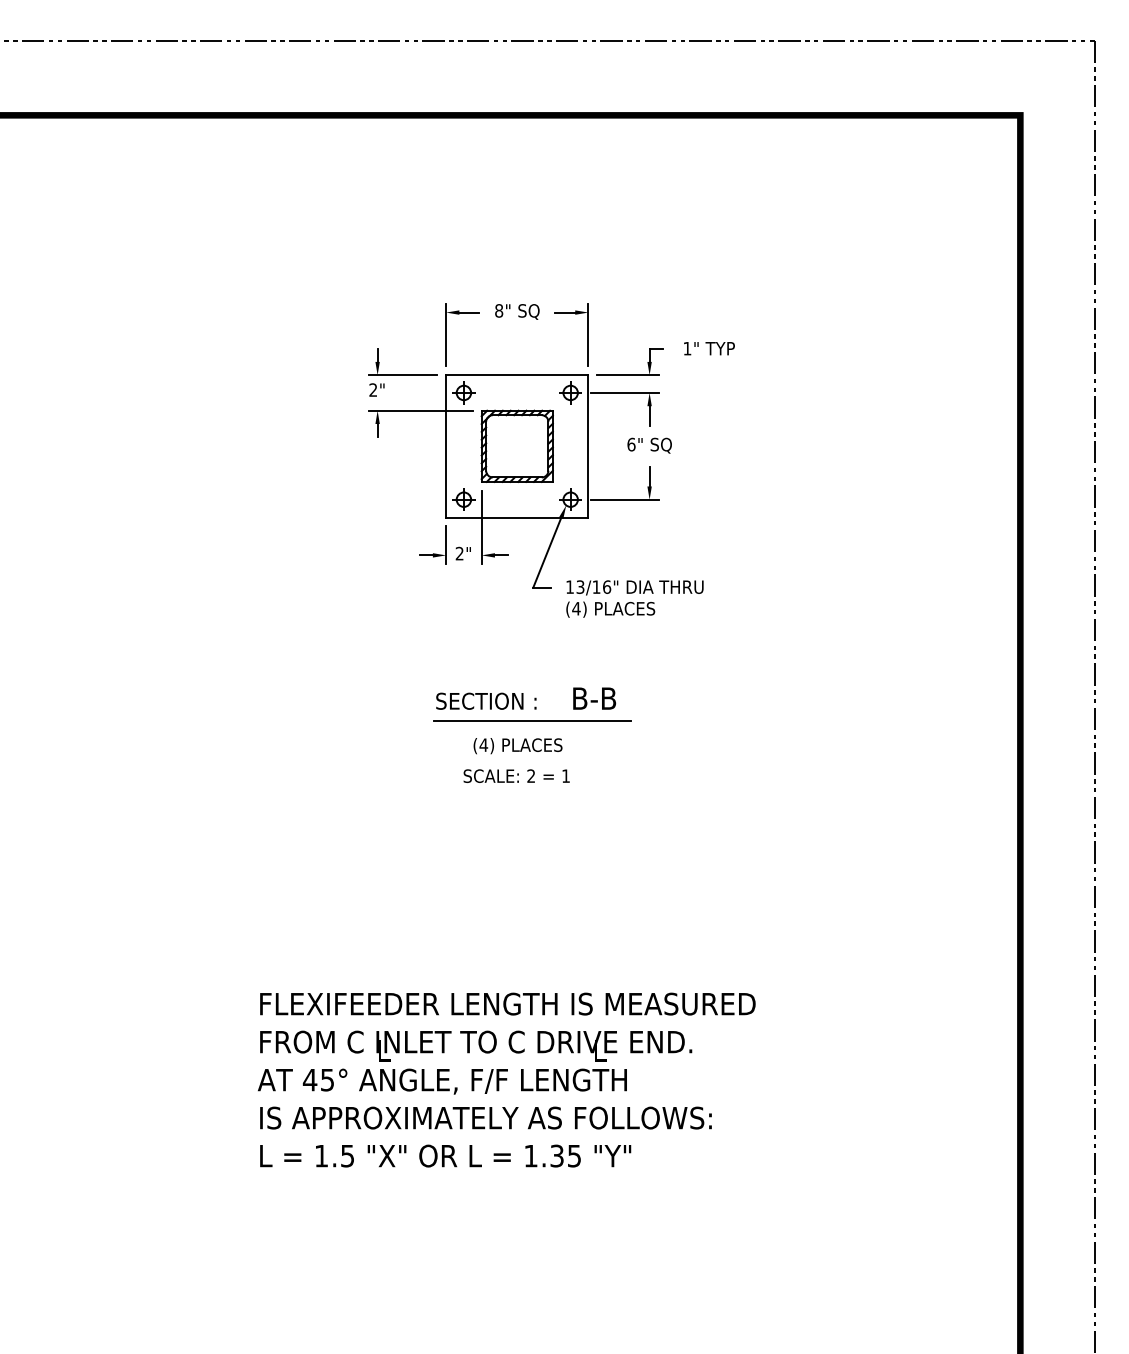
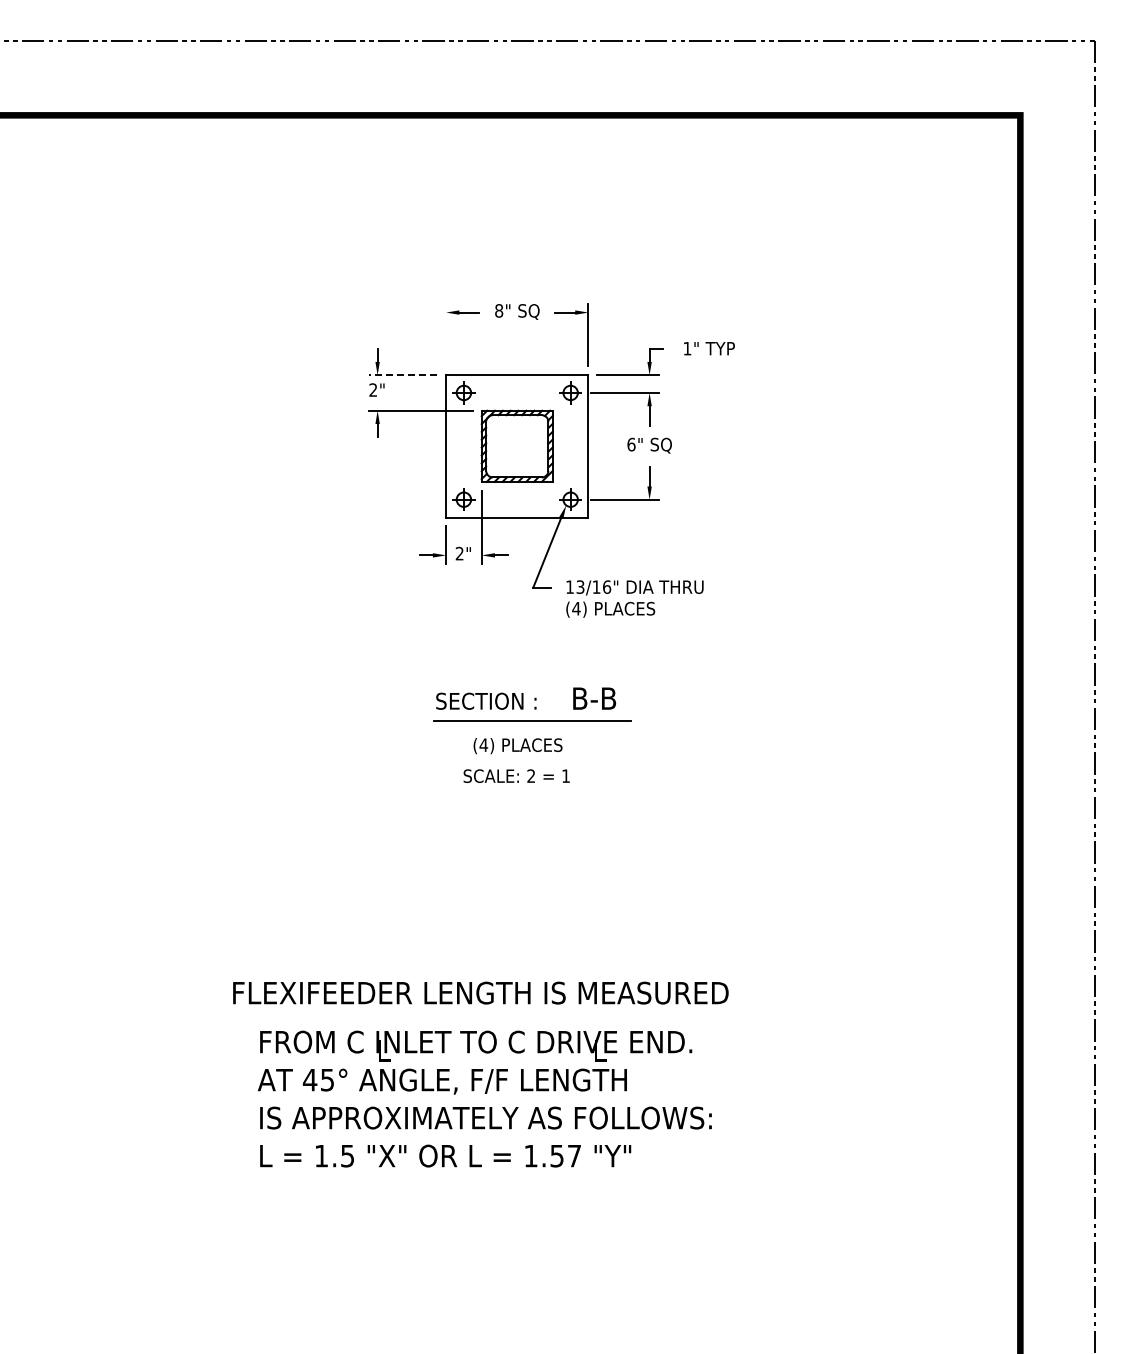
line: present -> none (446, 334)
line: solid -> dashed (402, 375)
text position: (507, 1003) -> (480, 992) (480, 992)
text: 1.35 -> 1.57 (565, 1155)
